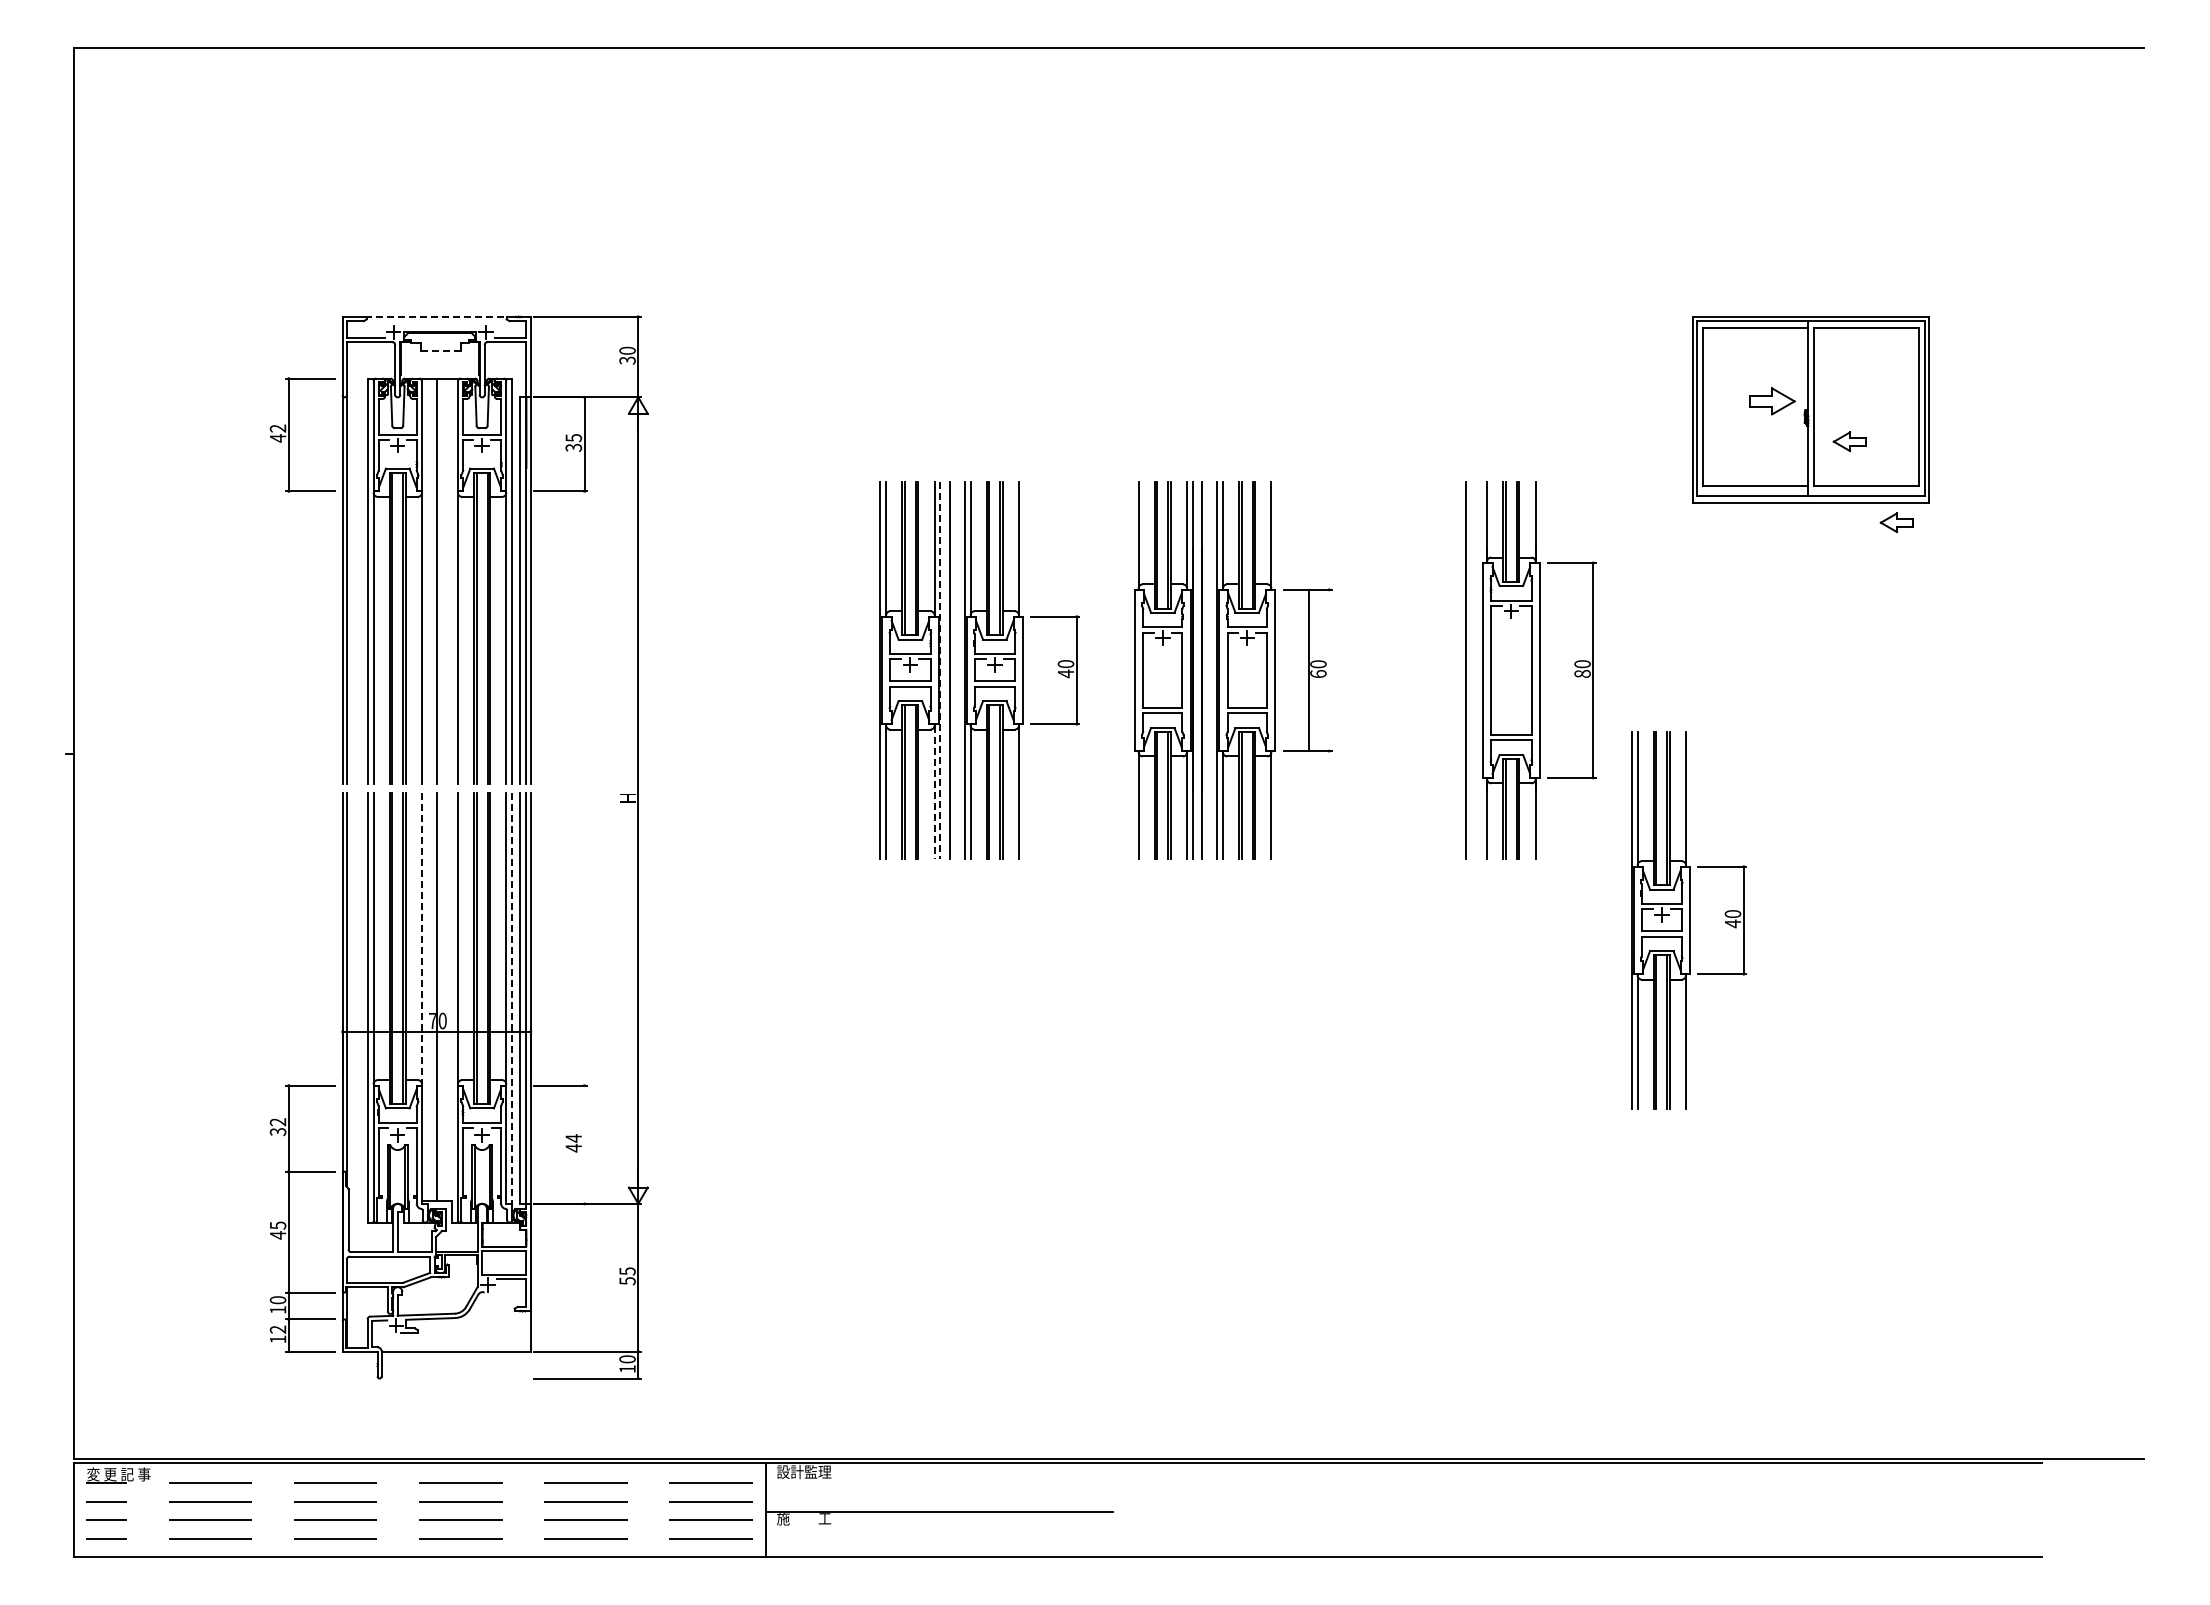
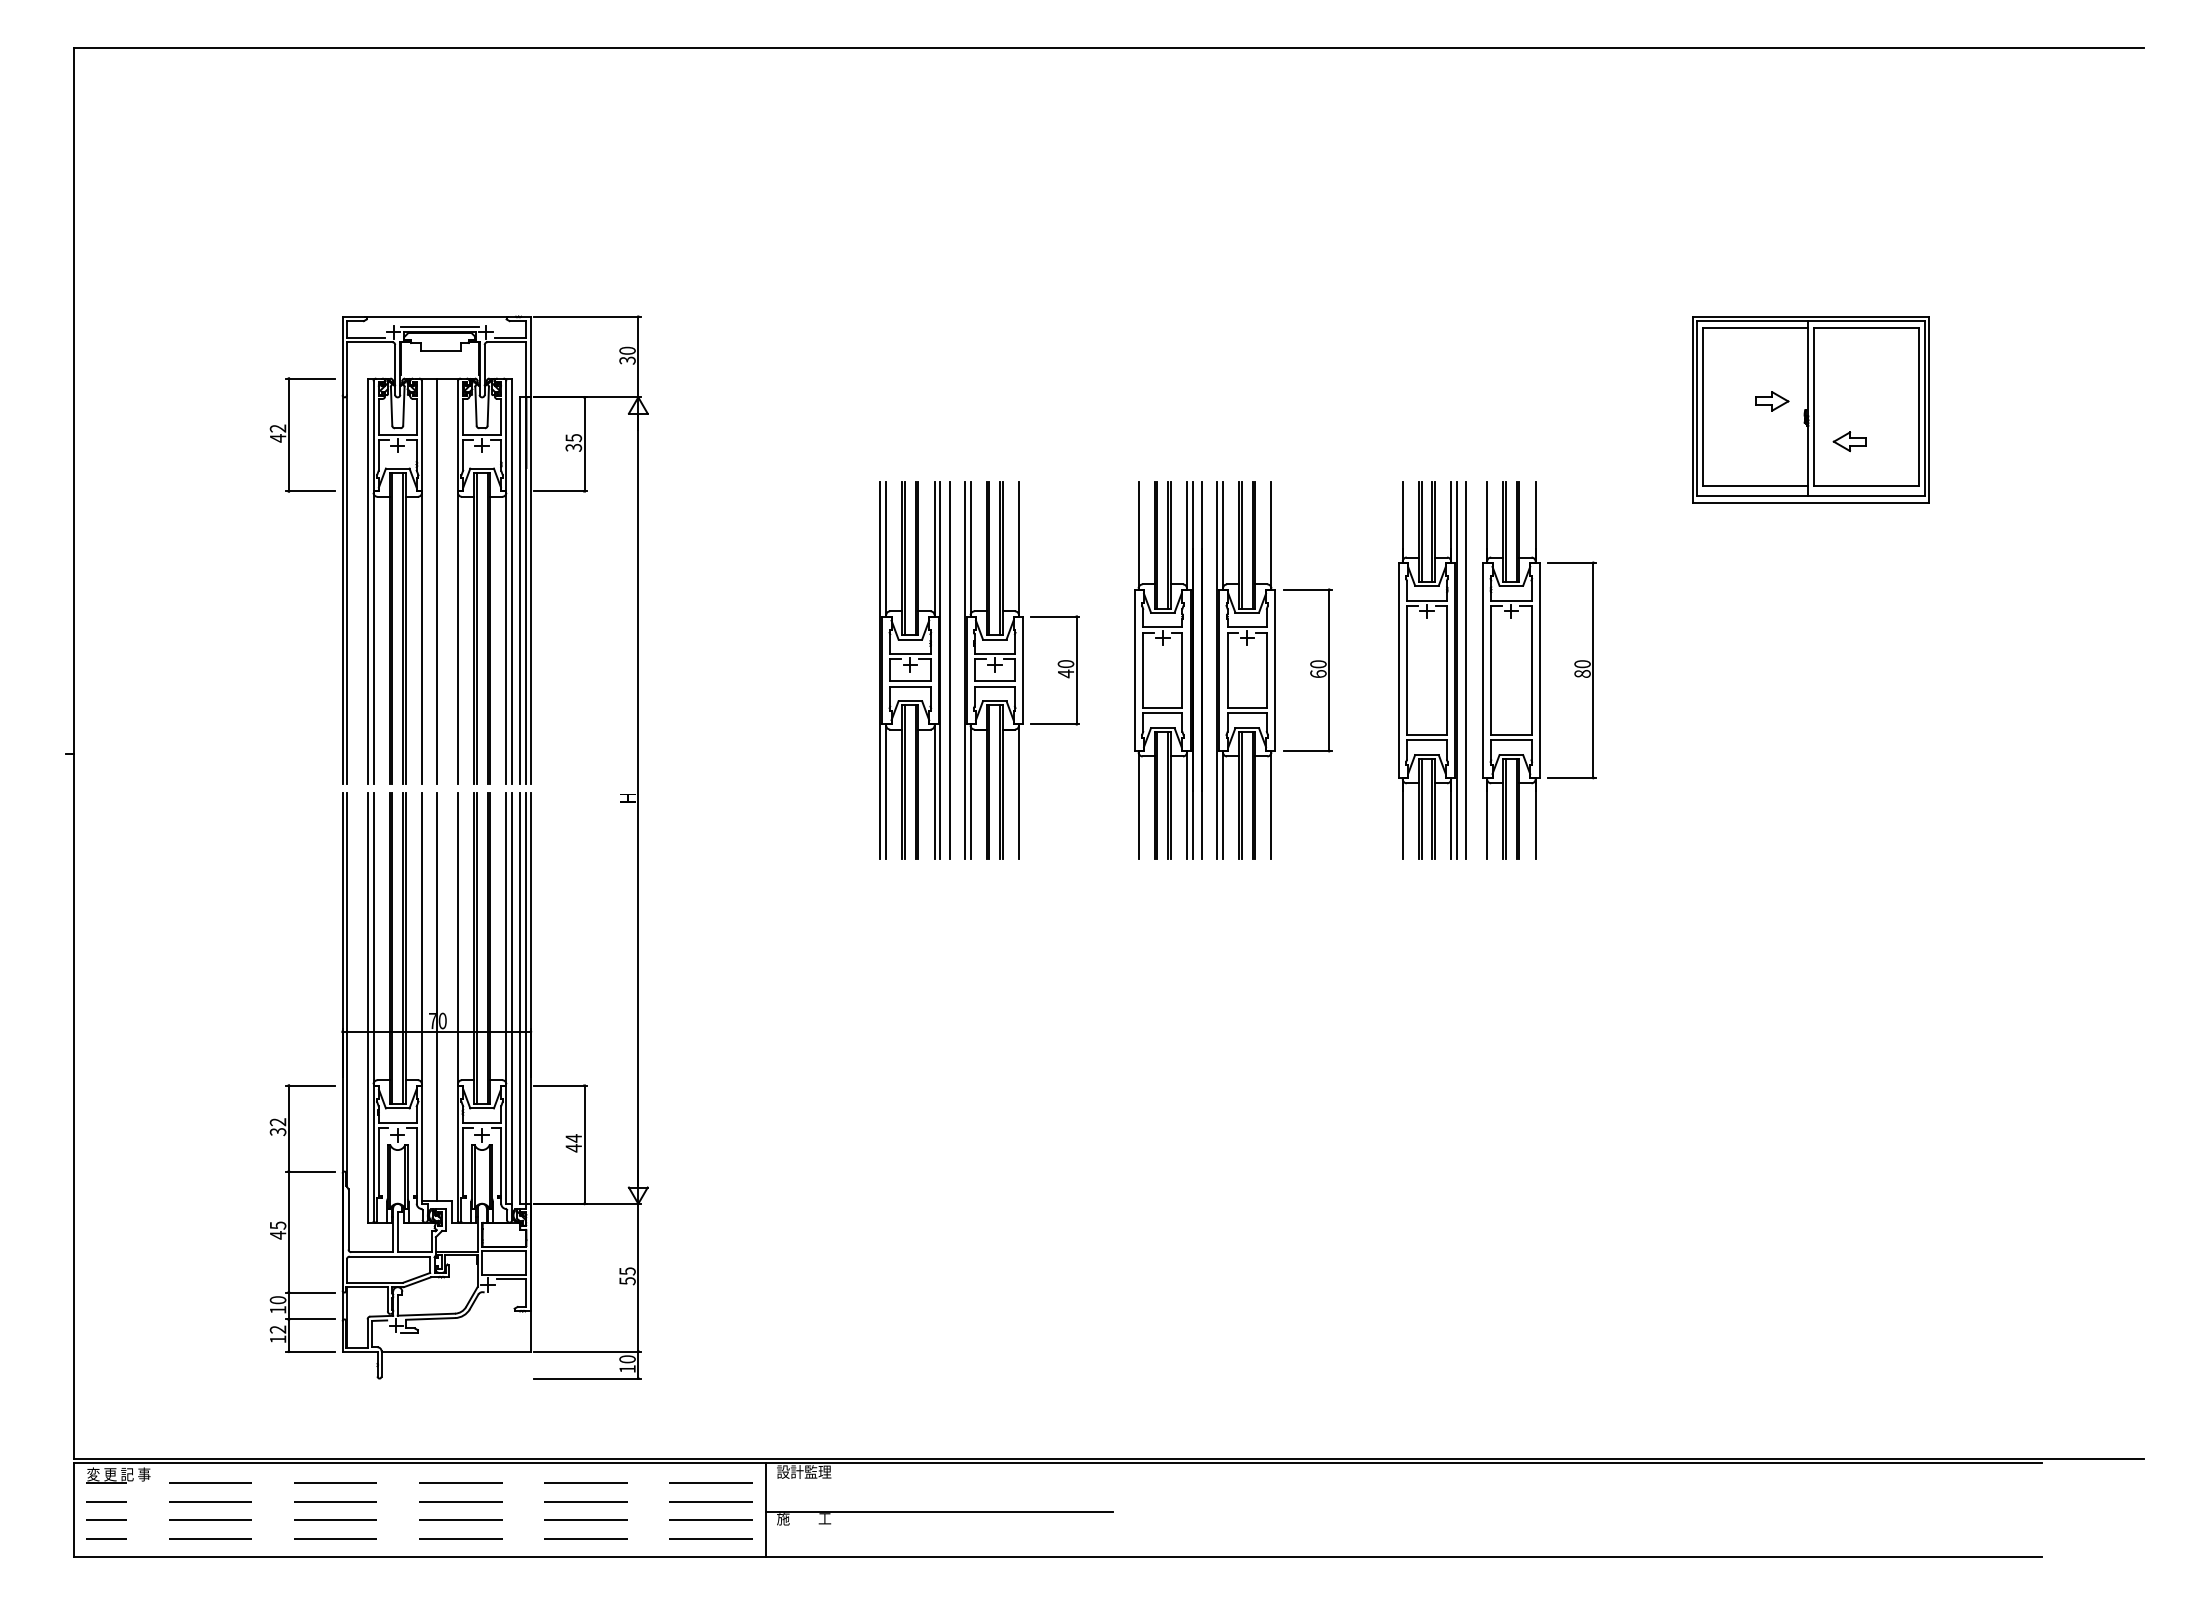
line: dashed -> solid (437, 316)
line: none -> present (439, 327)
line: dashed -> solid (440, 351)
part size: 47x29 px -> 35x21 px (1772, 401)
part: present -> none (1896, 522)
line: dashed -> solid (940, 670)
line position: (1309, 670) -> (1329, 670) (1329, 670)
part: none -> present (1427, 670)
line: dashed -> solid (934, 792)
part: present -> none (1688, 920)
line: dashed -> solid (421, 938)
line: dashed -> solid (512, 999)
line: none -> present (584, 1144)
